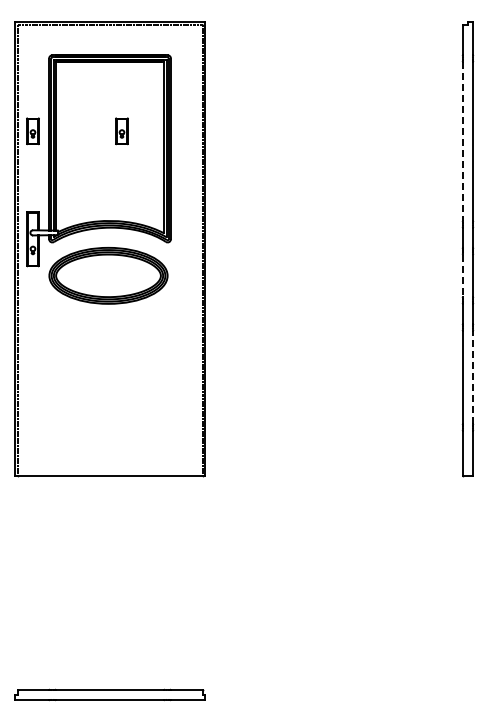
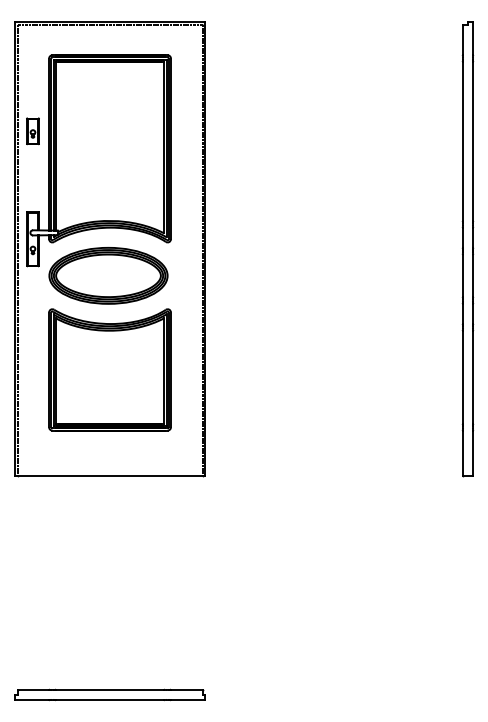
part: present -> none (121, 131)
line: dashed -> solid (462, 141)
line: dashed -> solid (462, 276)
part: none -> present (109, 369)
line: dashed -> solid (473, 376)
